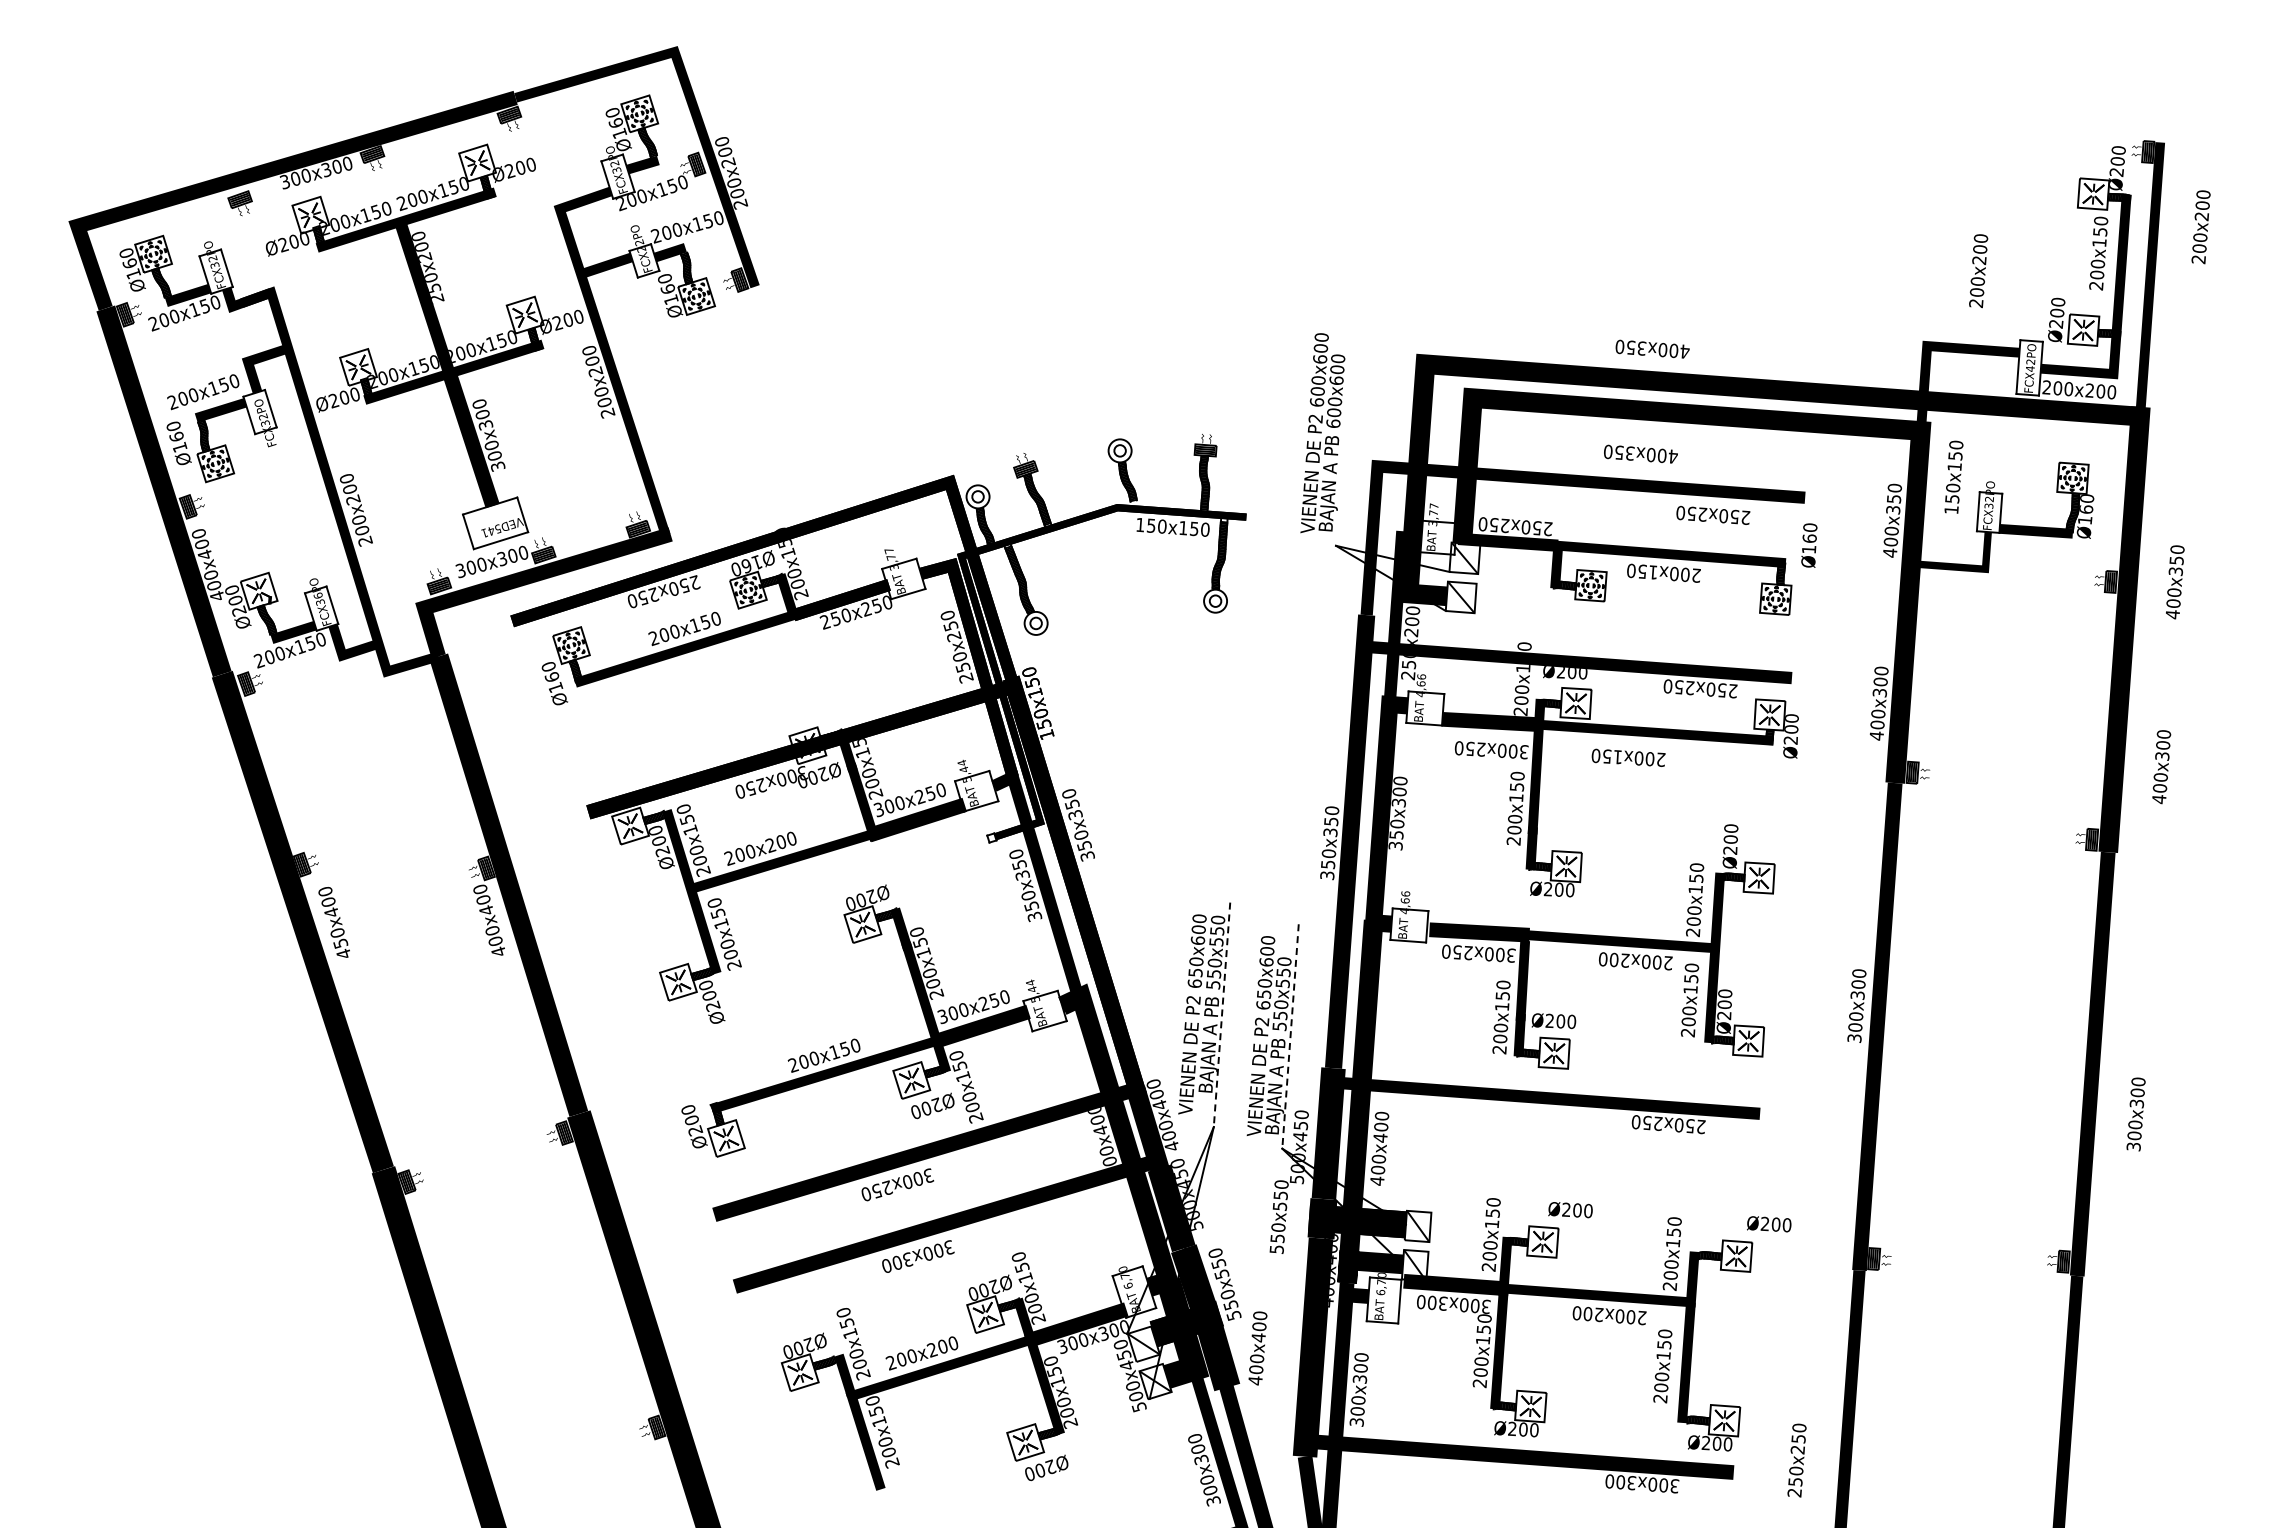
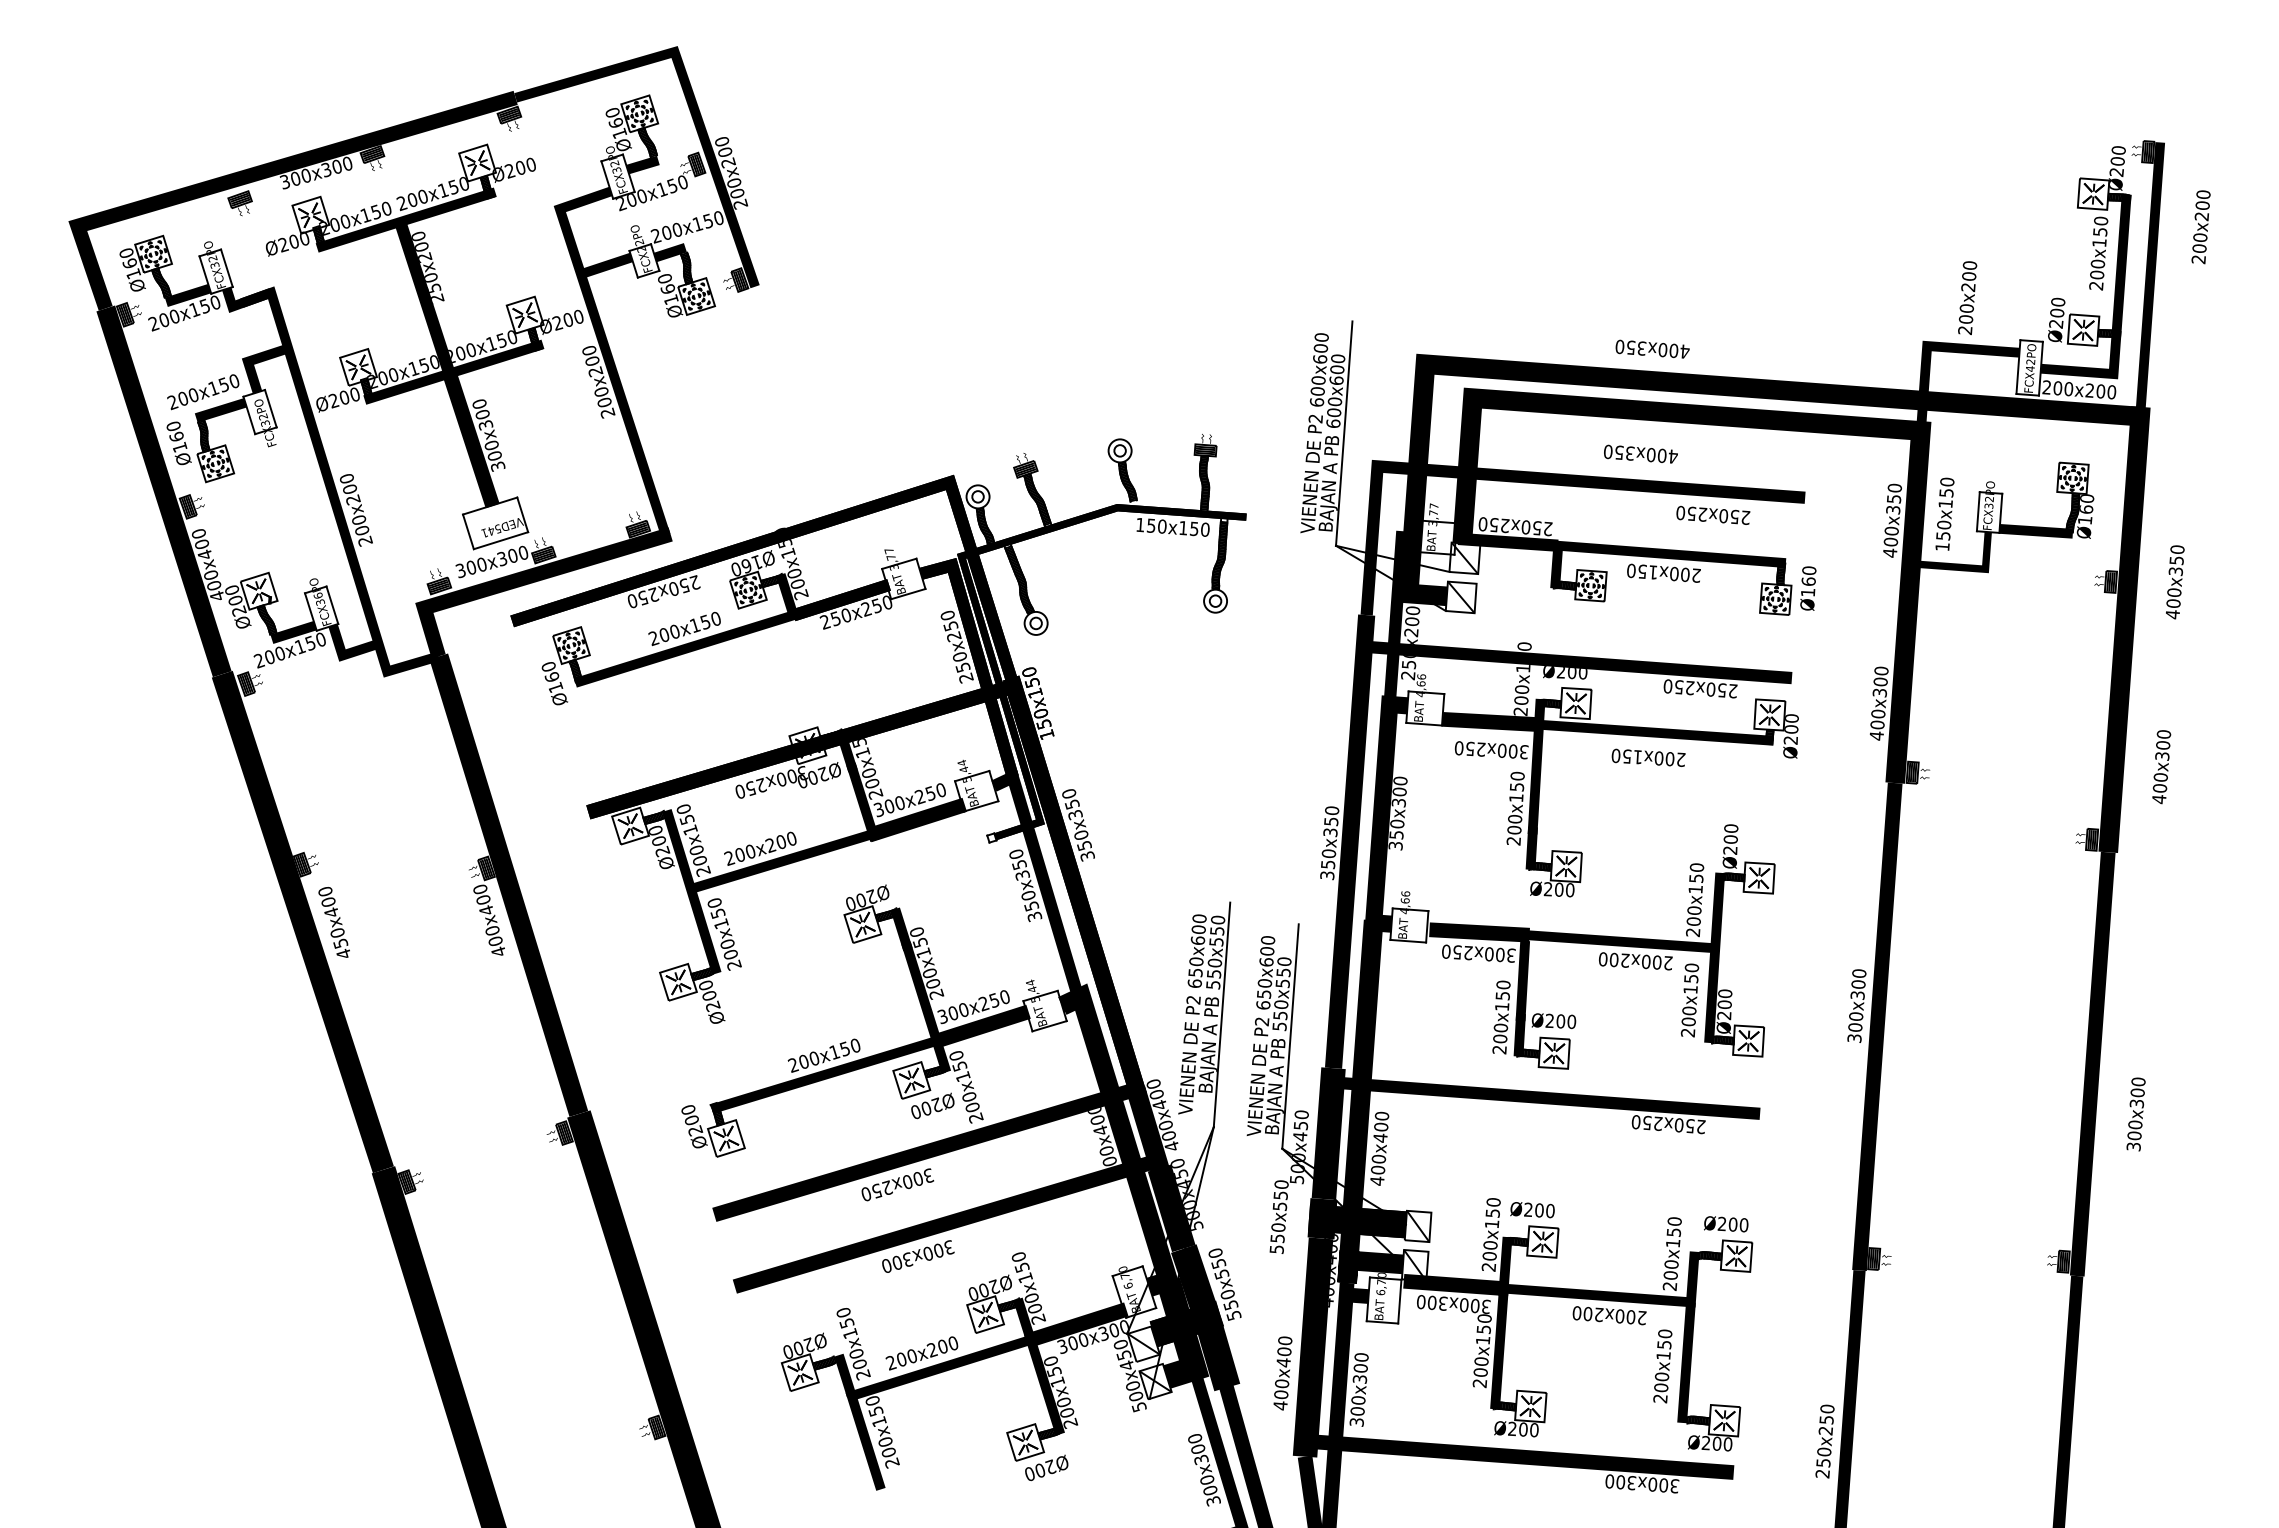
text position: (1978, 271) -> (1967, 298) (1967, 298)
line: none -> present (1344, 433)
text position: (1953, 476) -> (1944, 513) (1944, 513)
text position: (1809, 545) -> (1808, 588) (1808, 588)
text position: (1628, 757) -> (1648, 757) (1648, 757)
line: dashed -> solid (1222, 1014)
line: dashed -> solid (1290, 1036)
text position: (1570, 1210) -> (1532, 1210) (1532, 1210)
text position: (1769, 1224) -> (1726, 1224) (1726, 1224)
text position: (1257, 1348) -> (1282, 1373) (1282, 1373)
text position: (1796, 1460) -> (1824, 1441) (1824, 1441)
